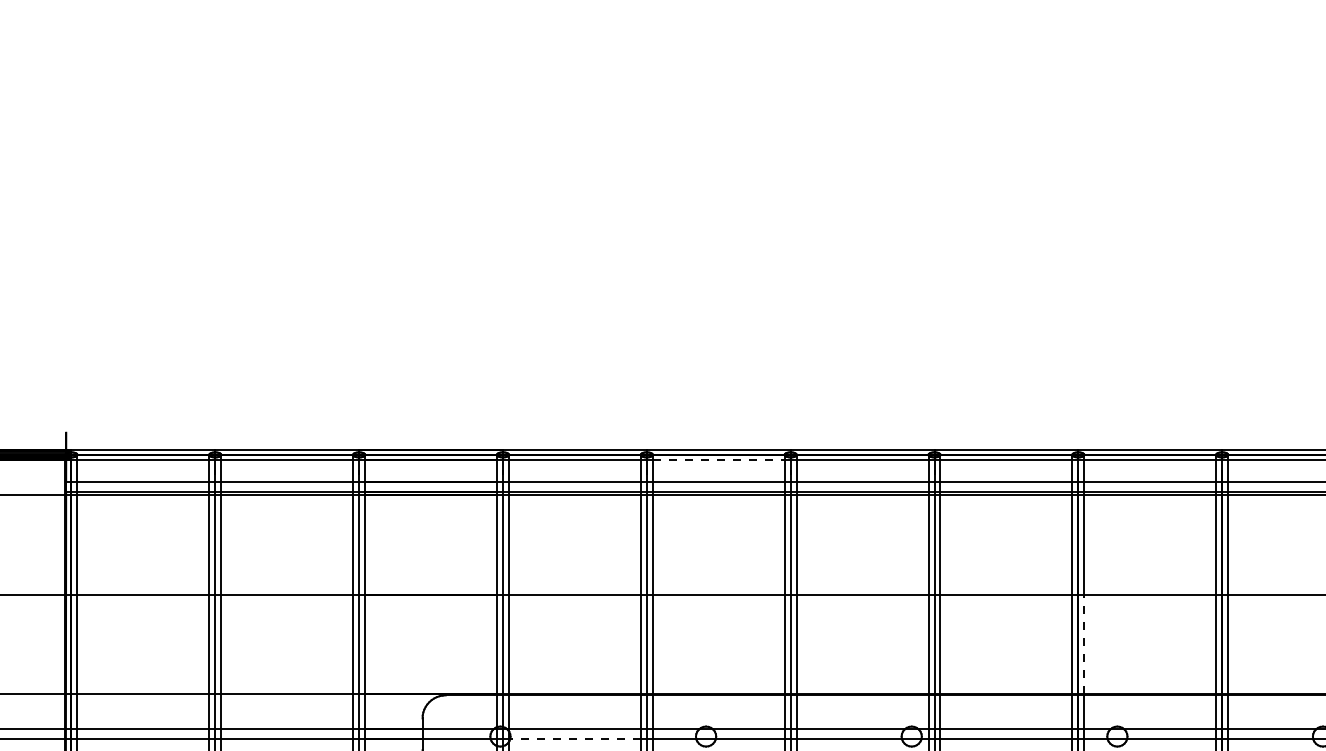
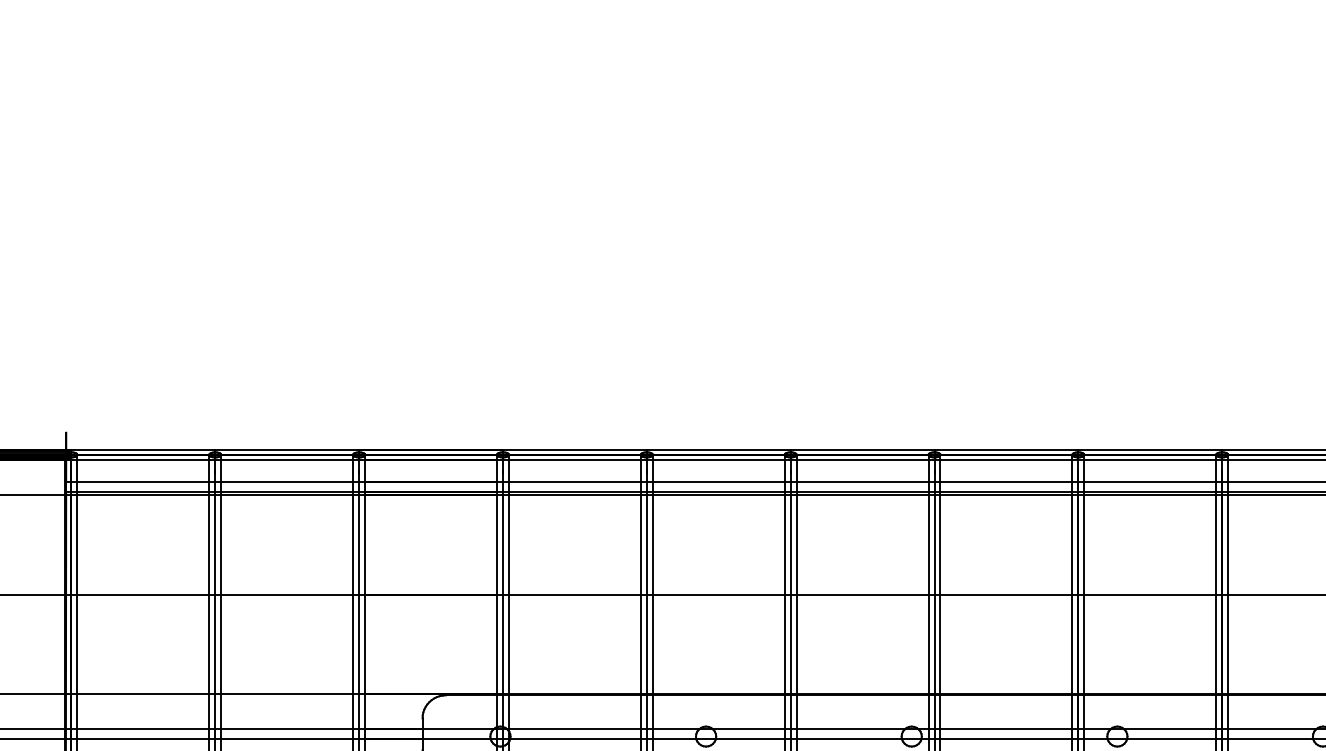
line: dashed -> solid (718, 459)
line: dashed -> solid (1084, 644)
line: dashed -> solid (574, 739)
